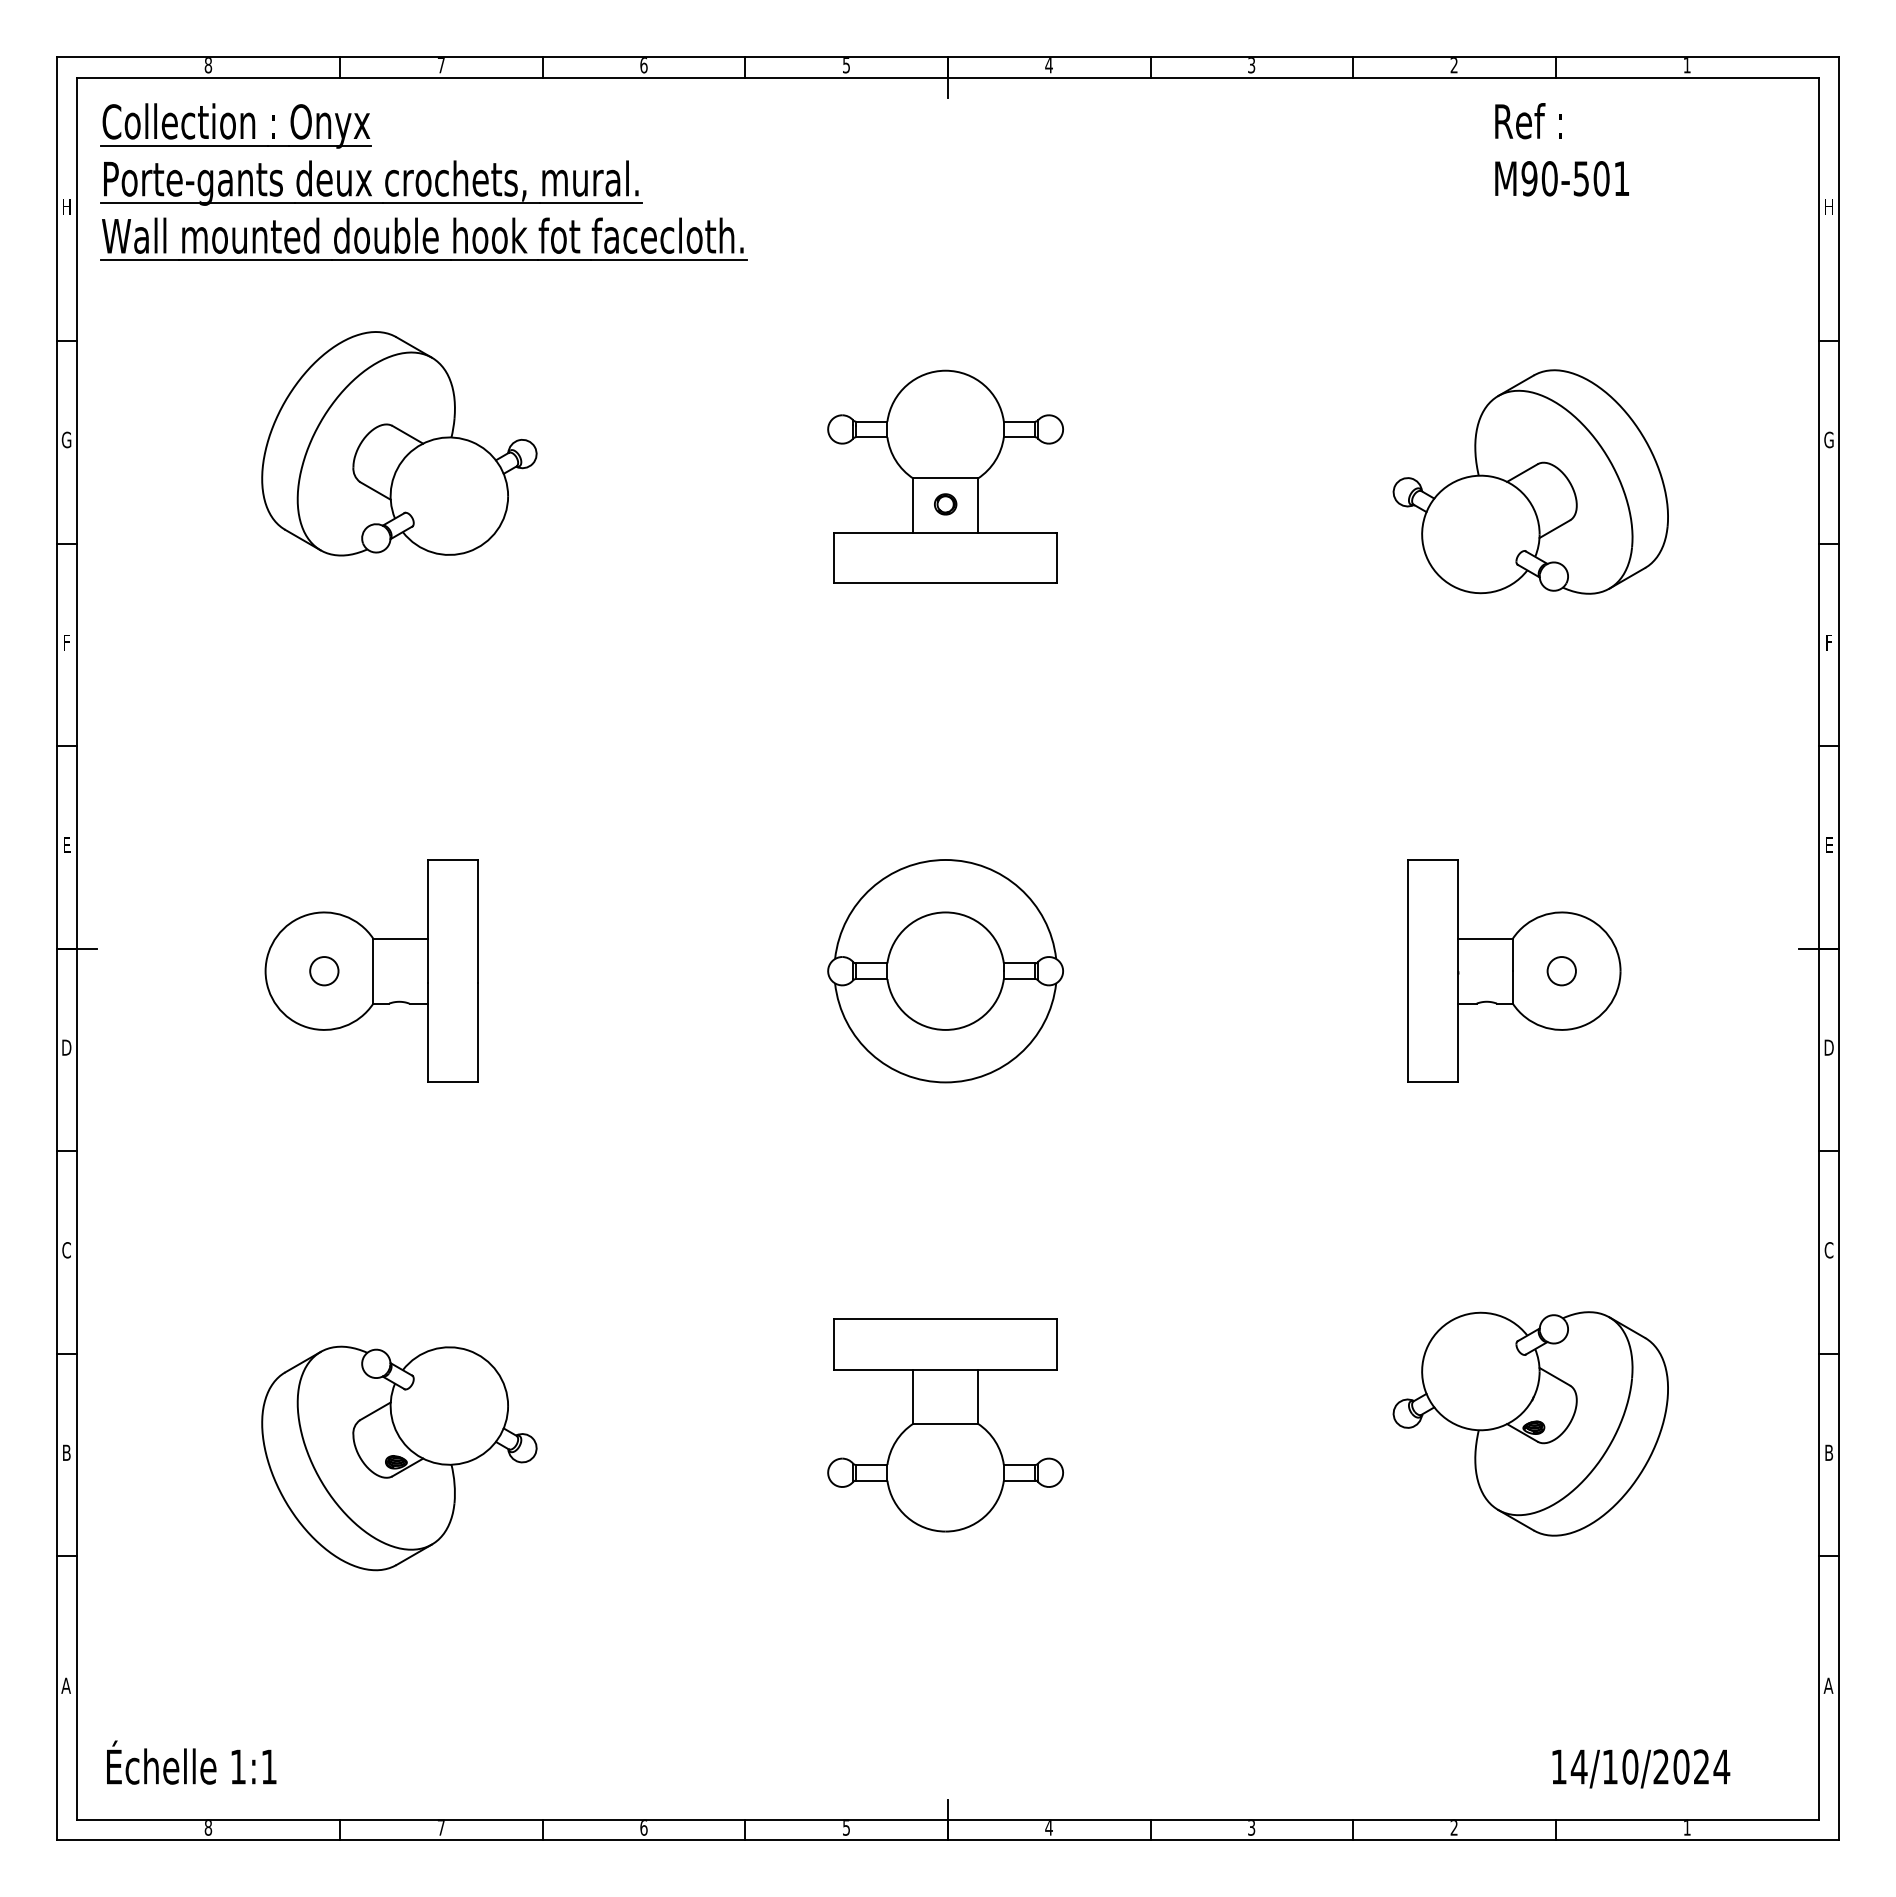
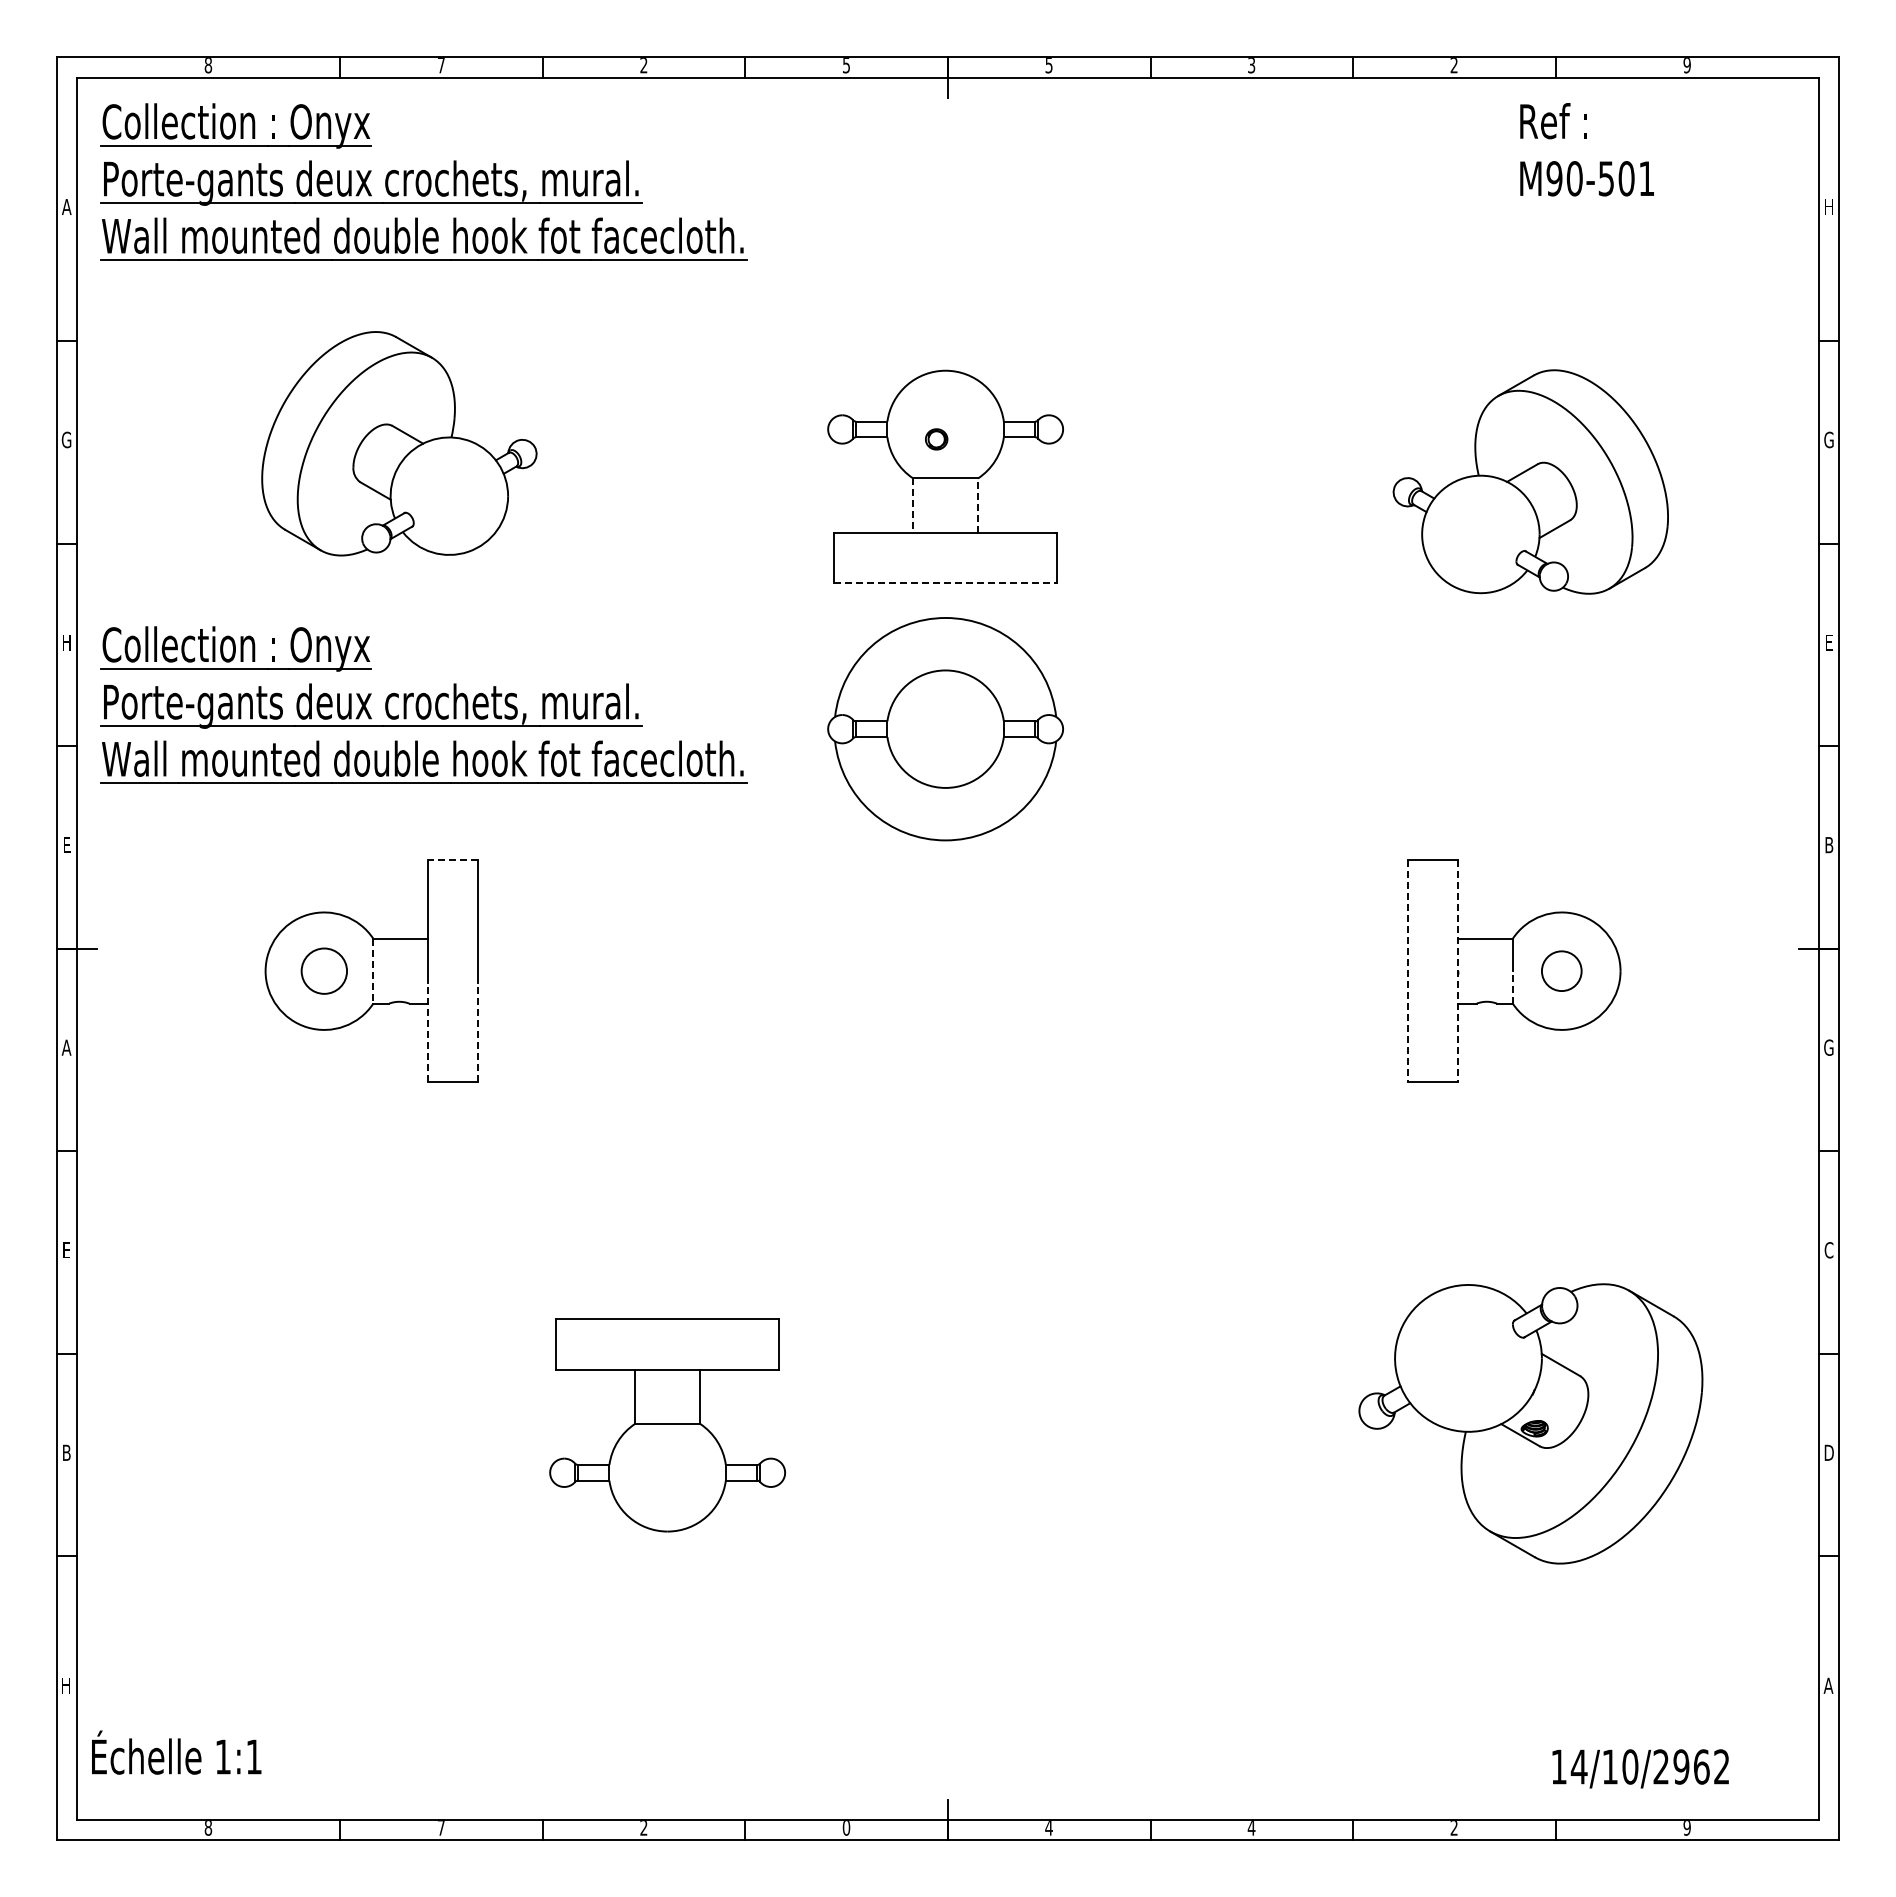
text: 6 -> 2 (643, 65)
text: 4 -> 5 (1048, 65)
text: 1 -> 9 (1686, 65)
text position: (1561, 149) -> (1586, 149) (1586, 149)
text: H -> A (66, 206)
part position: (945, 504) -> (936, 439) (936, 439)
line: solid -> dashed (978, 505)
line: solid -> dashed (913, 506)
line: solid -> dashed (945, 583)
text: F -> H (66, 642)
text: F -> E (1829, 642)
part: none -> present (423, 704)
text: E -> B (1829, 845)
line: solid -> dashed (452, 859)
circle diameter: 28 px -> 45 px (324, 970)
line: solid -> dashed (373, 971)
part position: (945, 971) -> (945, 729) (945, 729)
line: solid -> dashed (1408, 971)
line: solid -> dashed (1458, 971)
circle diameter: 28 px -> 40 px (1561, 971)
line: solid -> dashed (1512, 986)
line: solid -> dashed (427, 1032)
line: solid -> dashed (477, 1032)
text: D -> A (66, 1047)
text: D -> G (1828, 1047)
text: C -> E (66, 1250)
part size: 277x226 px -> 346x282 px (1530, 1423)
part position: (945, 1425) -> (667, 1425) (667, 1425)
text: B -> D (1828, 1452)
part: present -> none (399, 1458)
text: A -> H (65, 1685)
text position: (191, 1762) -> (176, 1752) (176, 1752)
text: 14/10/2024 -> 14/10/2962 (1701, 1766)
text: 6 -> 2 (643, 1828)
text: 5 -> 0 (846, 1828)
text: 3 -> 4 (1251, 1828)
text: 1 -> 9 (1686, 1828)
